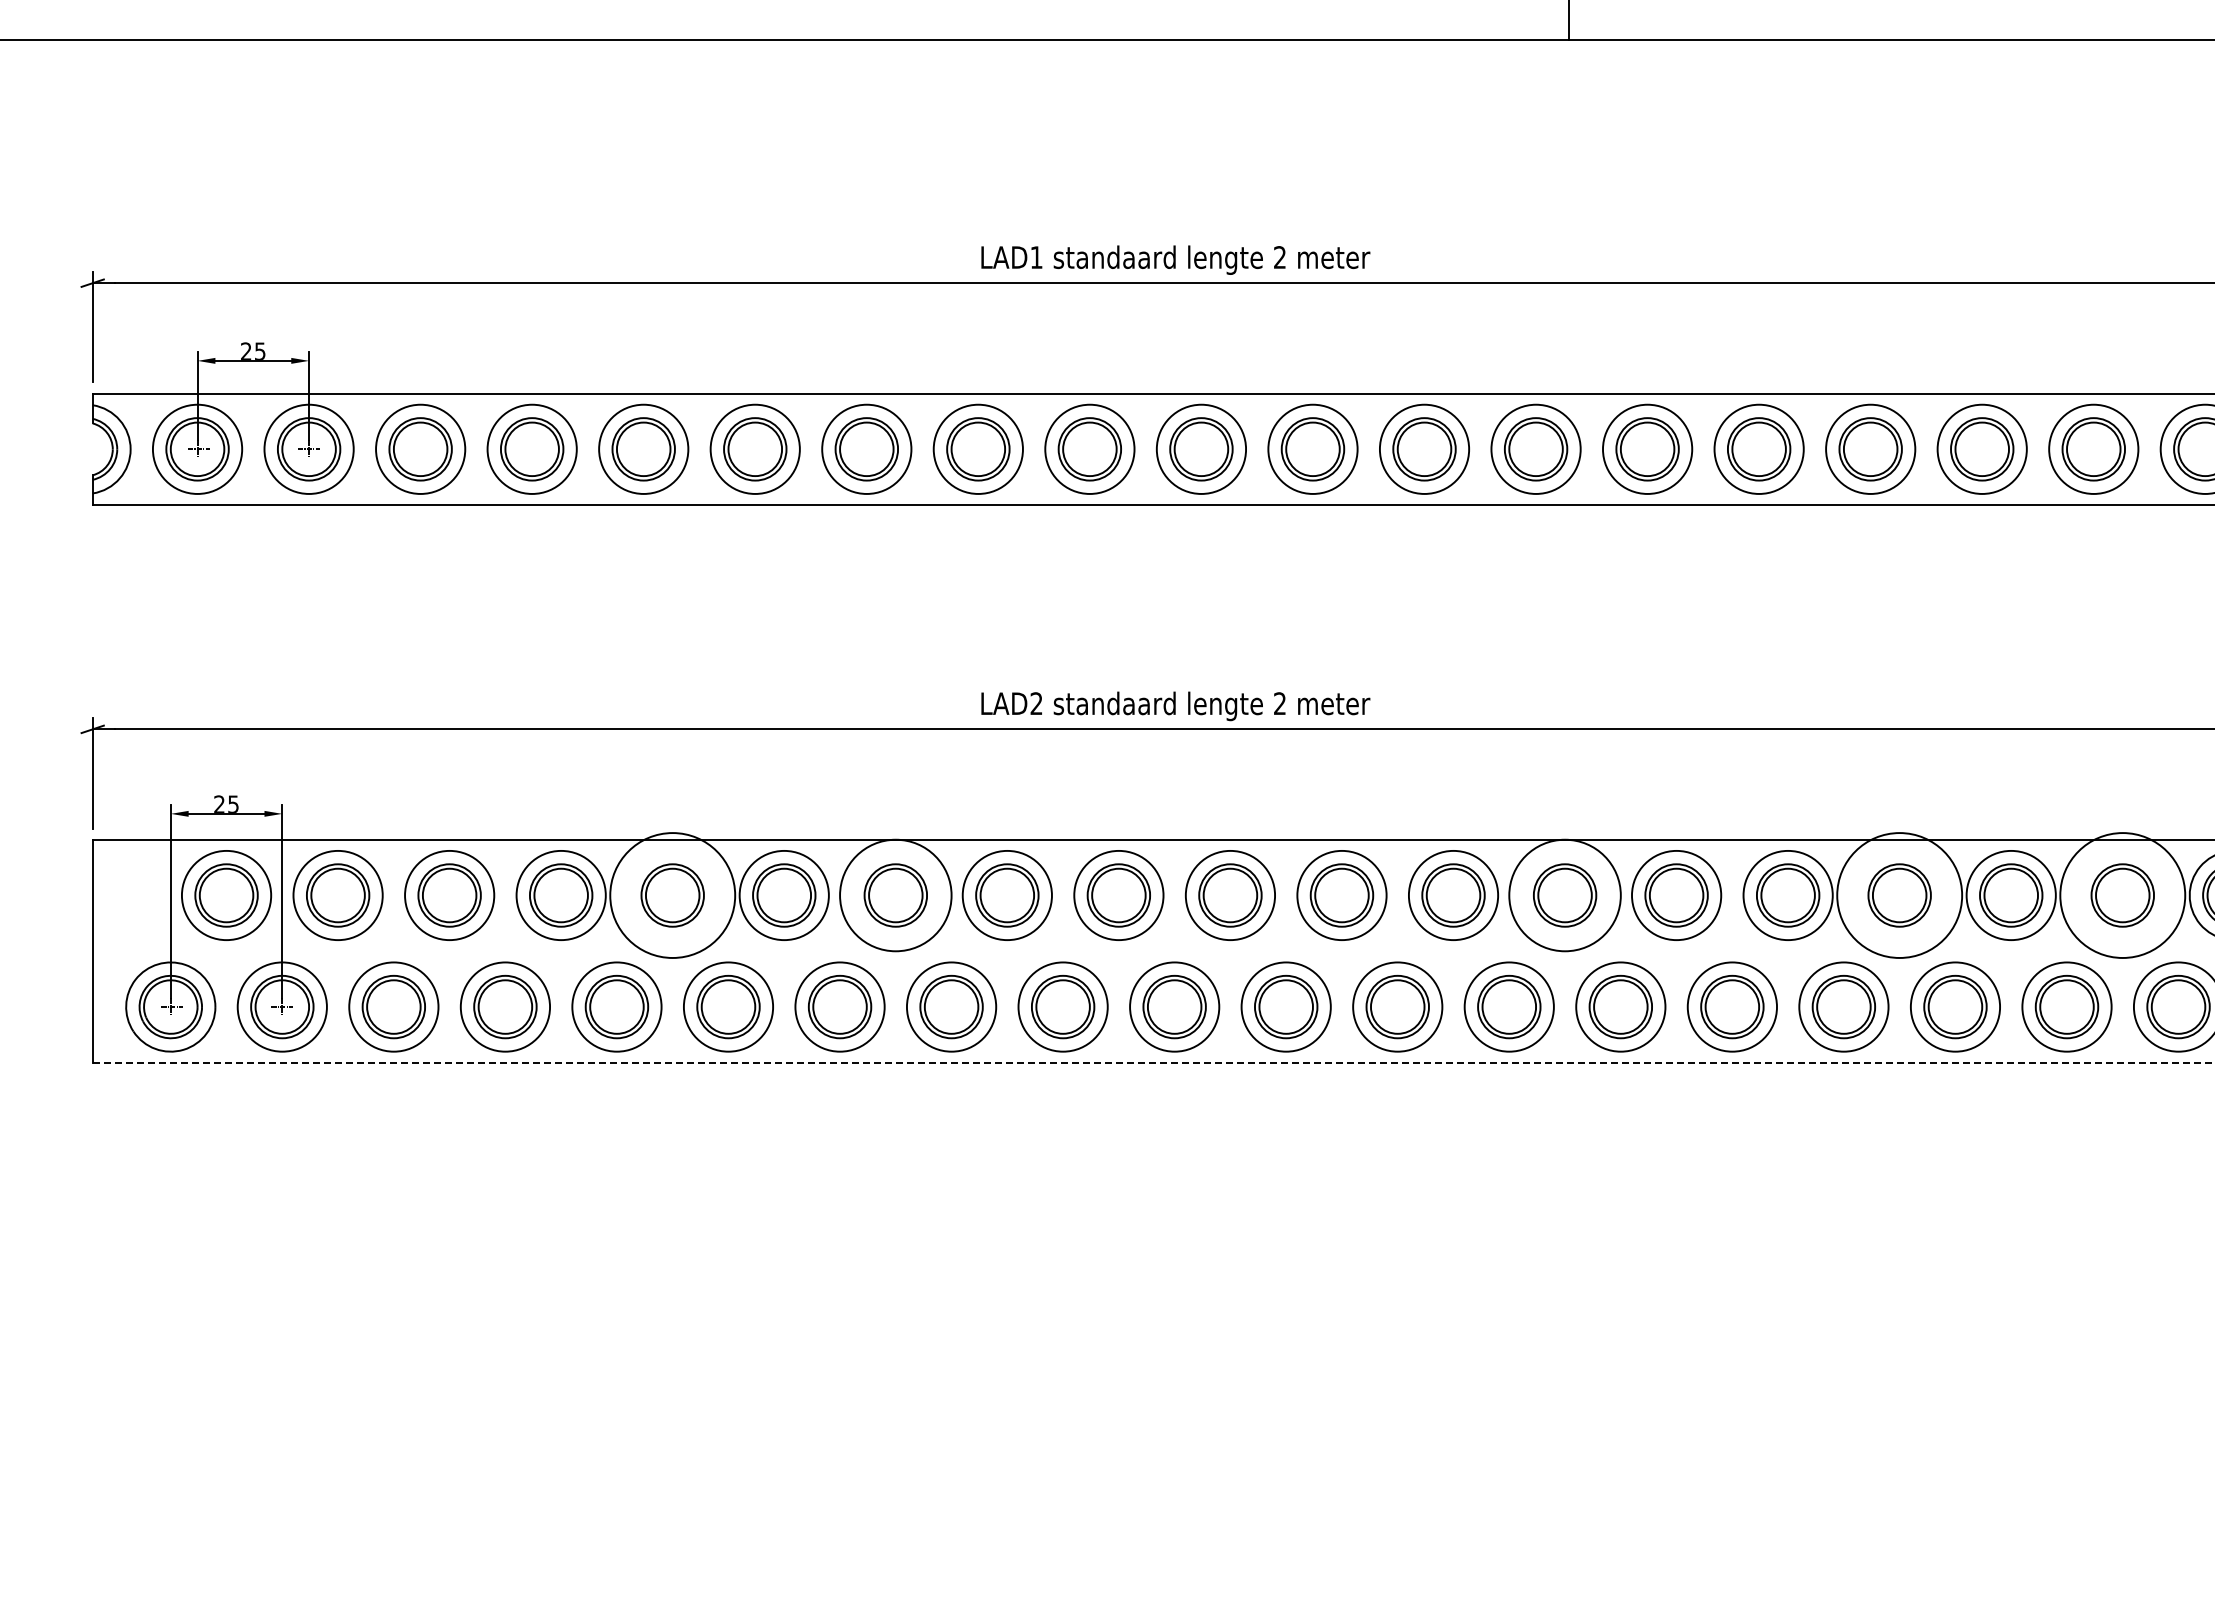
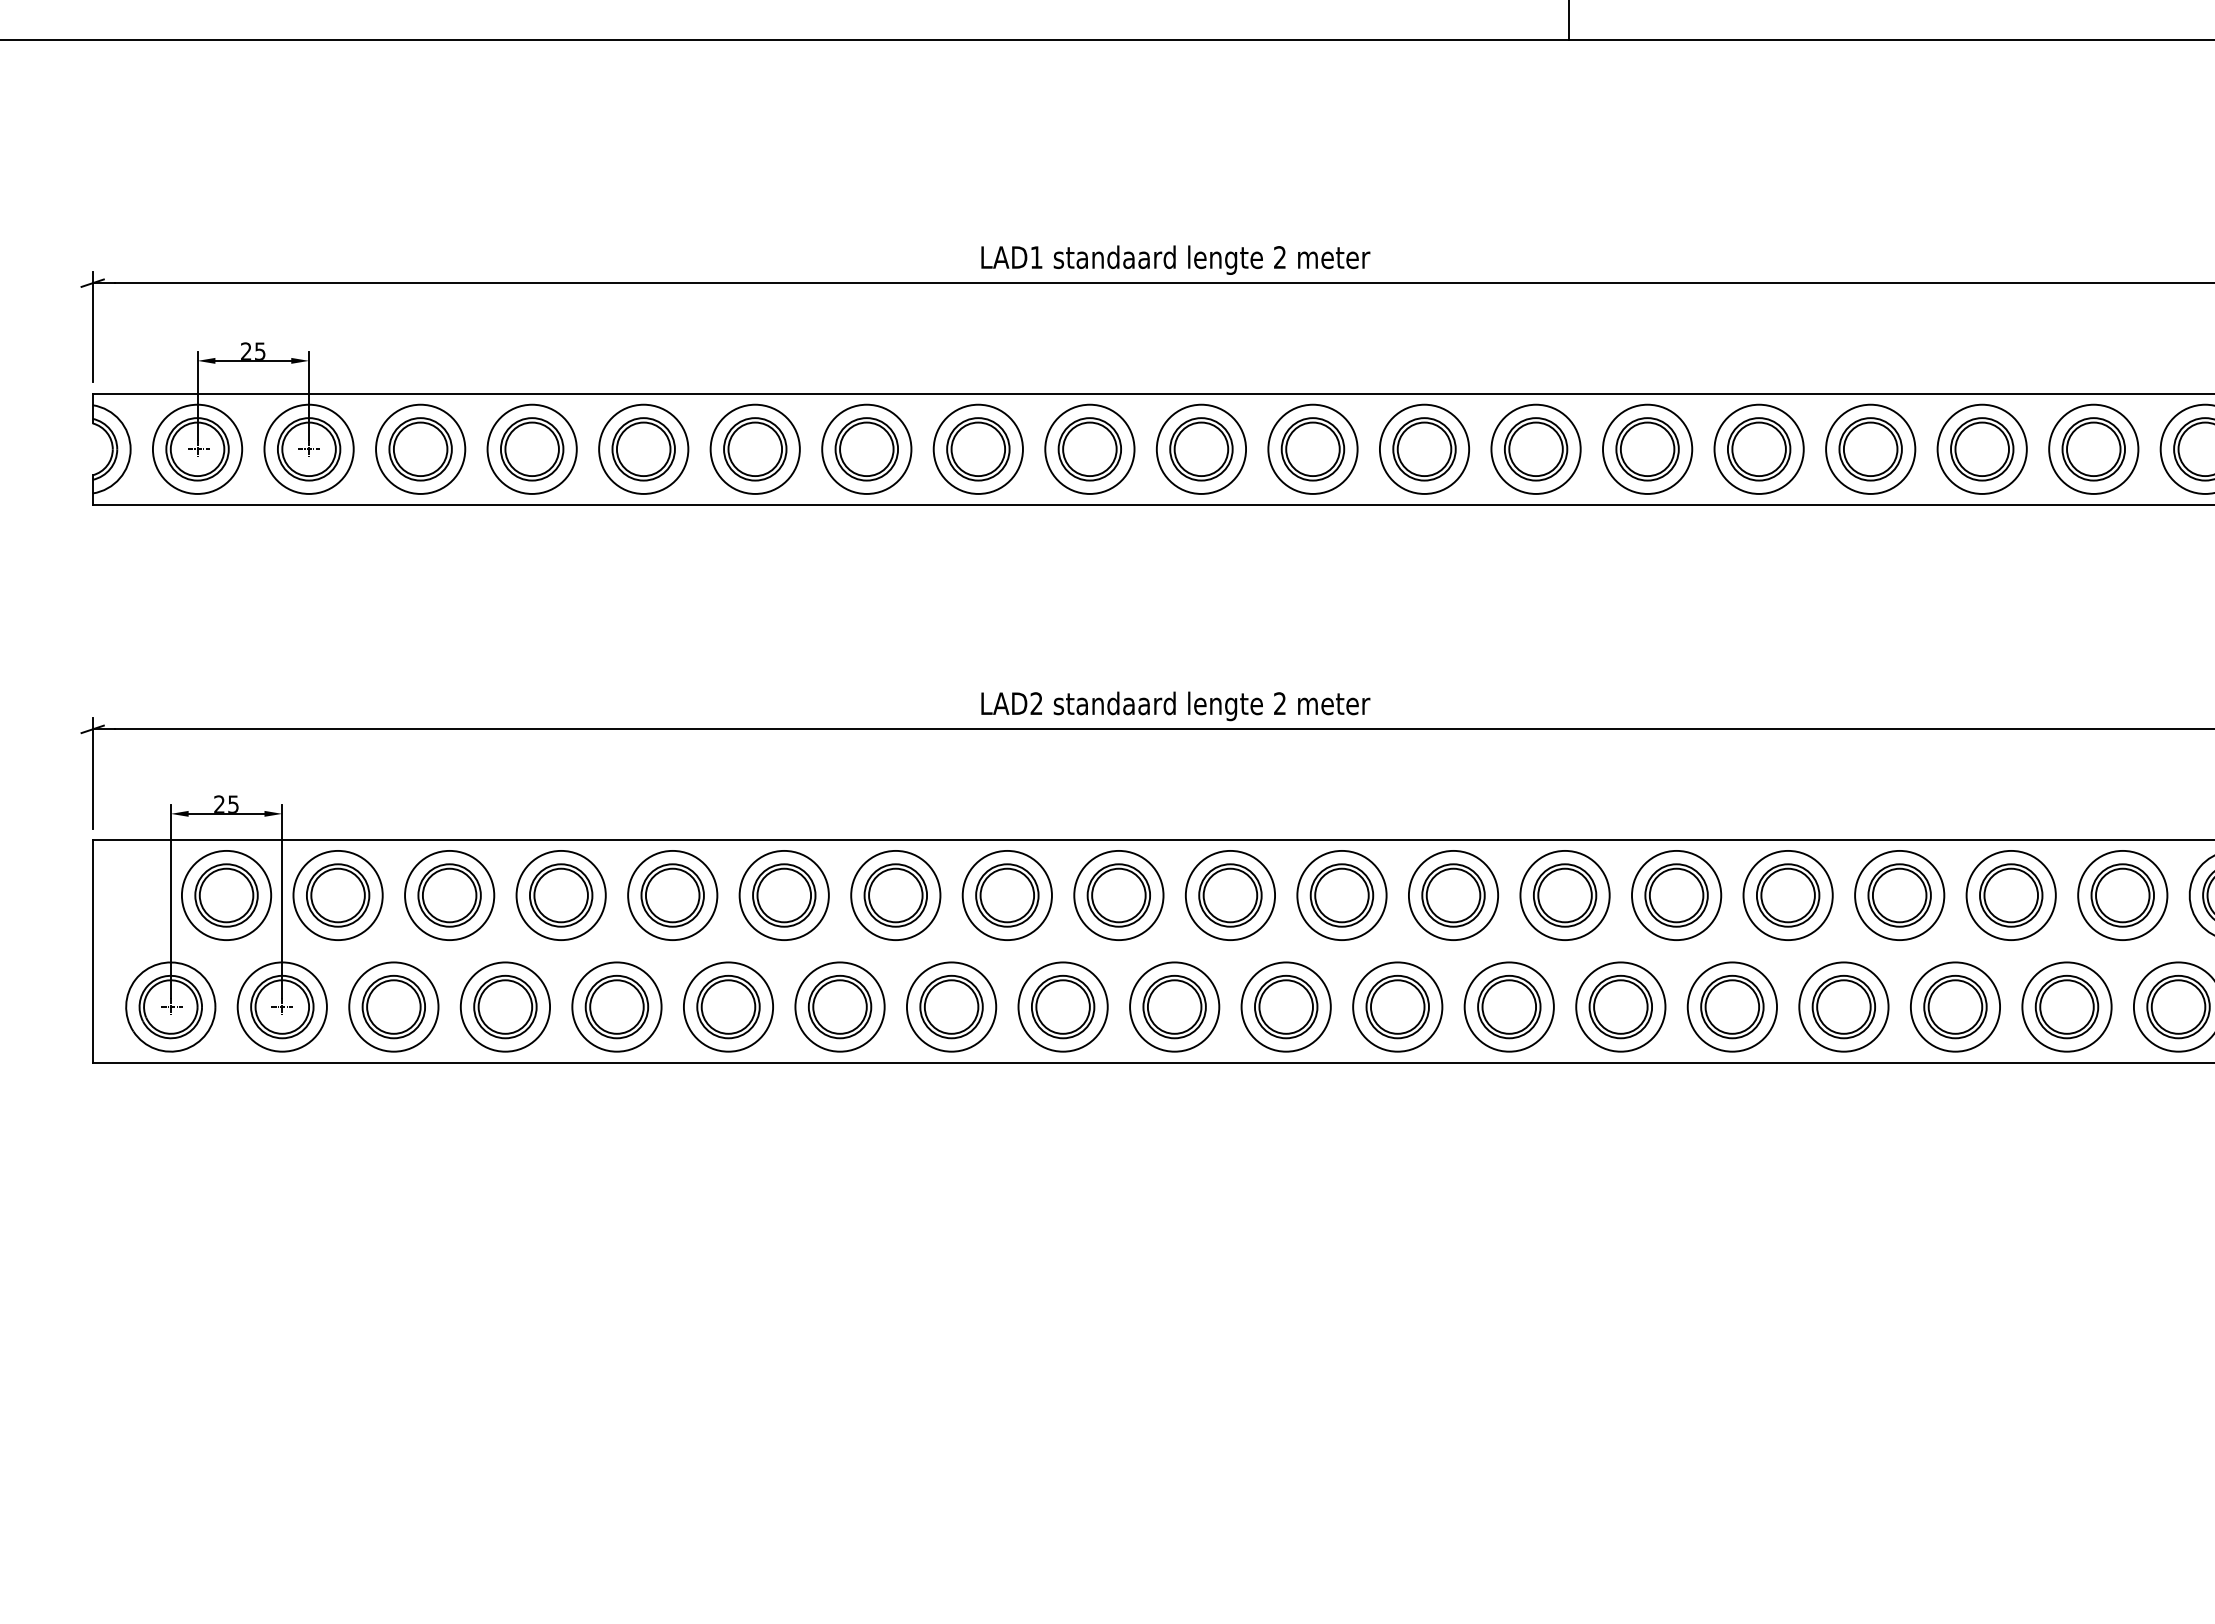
circle diameter: 125 px -> 89 px (672, 895)
circle diameter: 112 px -> 89 px (895, 895)
circle diameter: 112 px -> 89 px (1564, 895)
circle diameter: 125 px -> 89 px (1899, 895)
circle diameter: 125 px -> 89 px (2122, 895)
line: dashed -> solid (1153, 1062)
